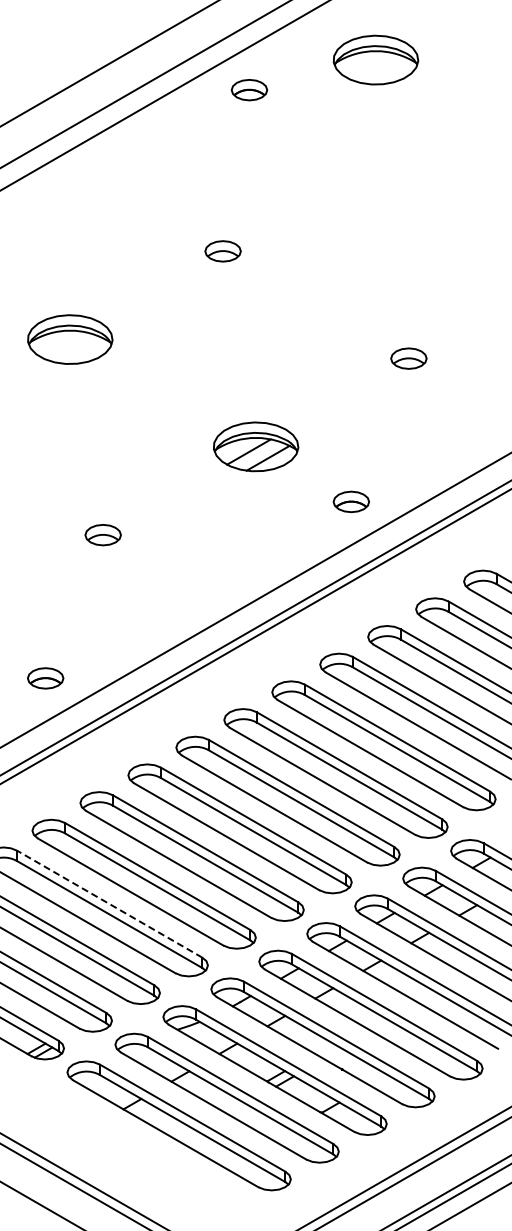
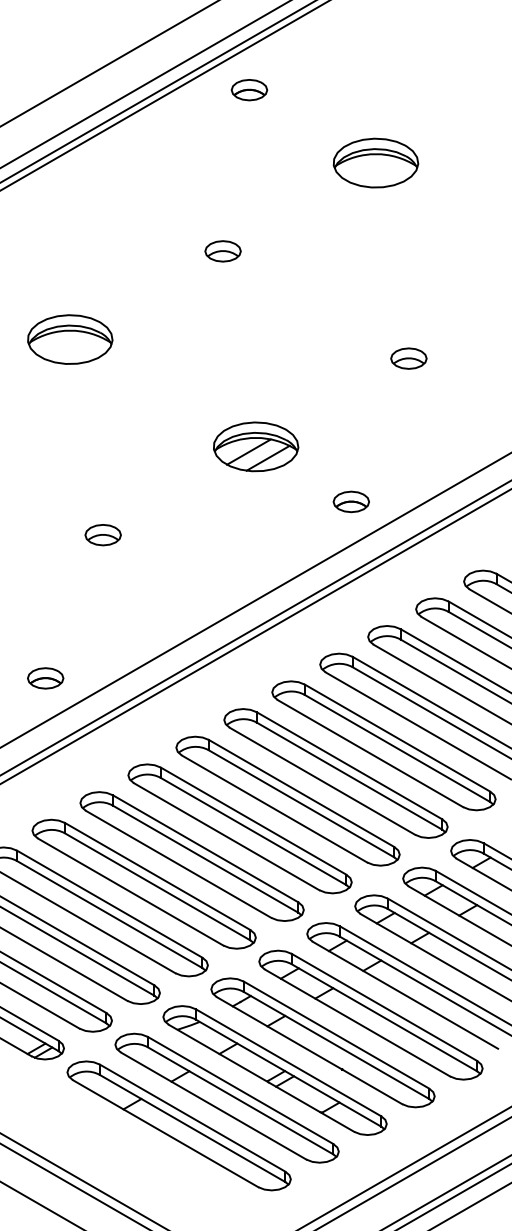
part position: (375, 59) -> (375, 162) (375, 162)
line: none -> present (157, 91)
line: dashed -> solid (109, 904)
